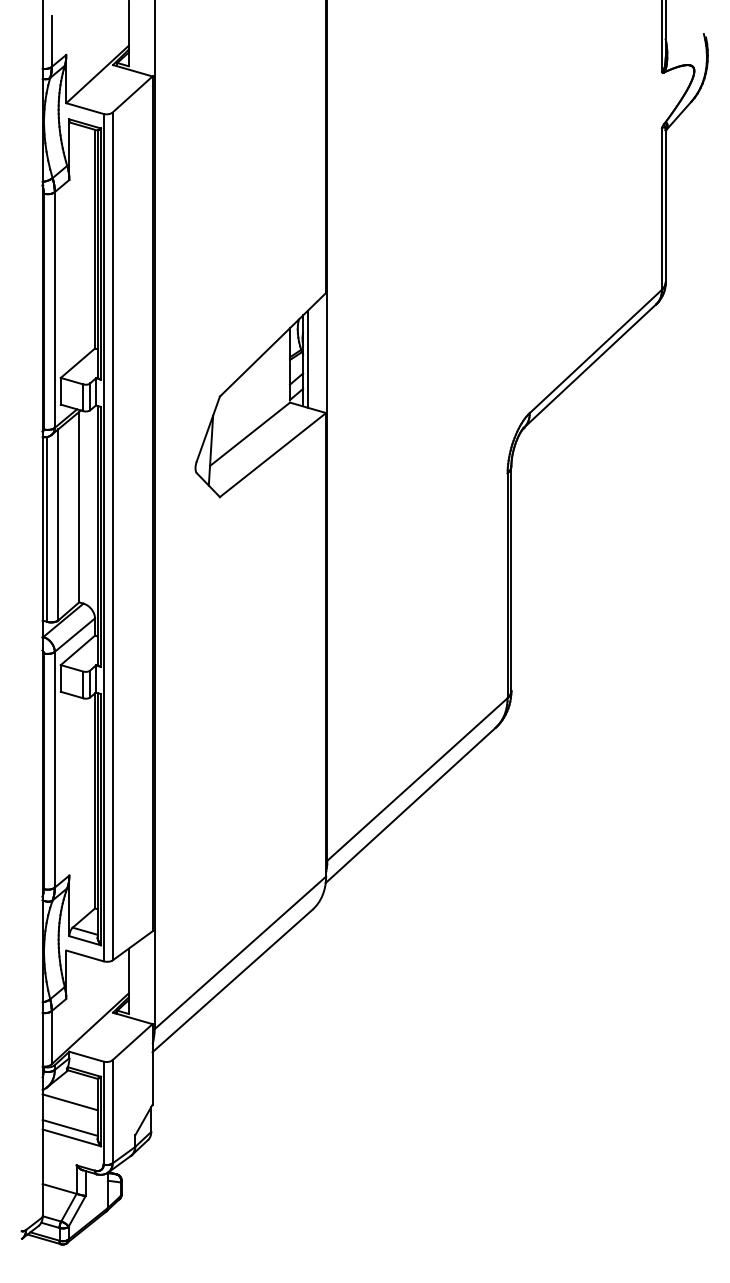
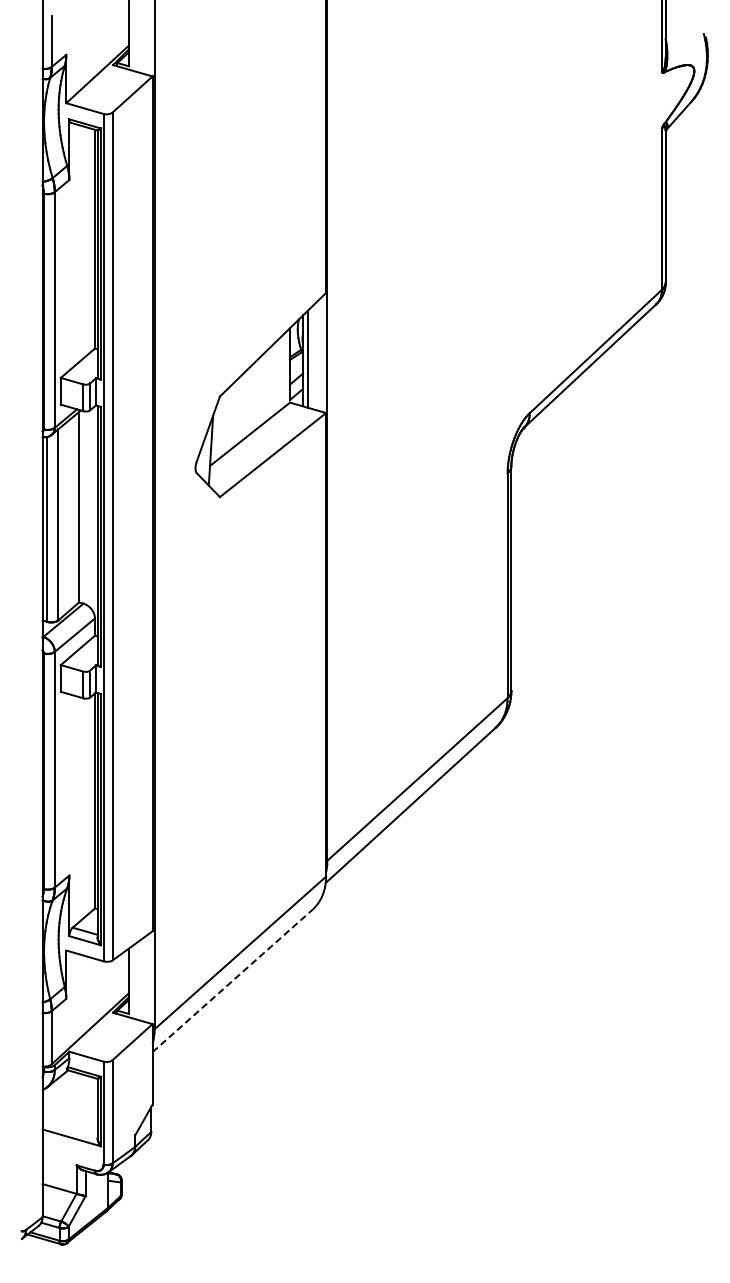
line: solid -> dashed (232, 980)
line: present -> none (69, 1102)
line: present -> none (69, 1127)
